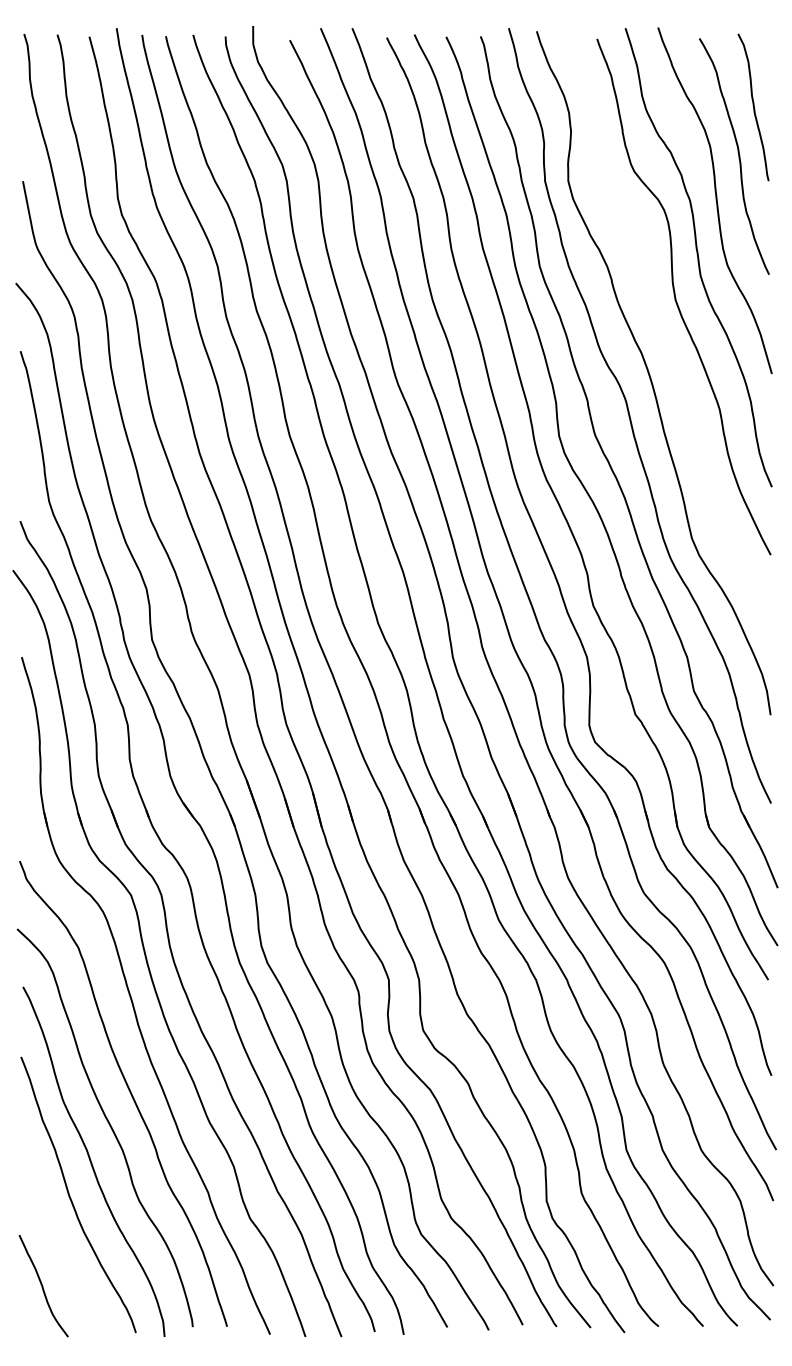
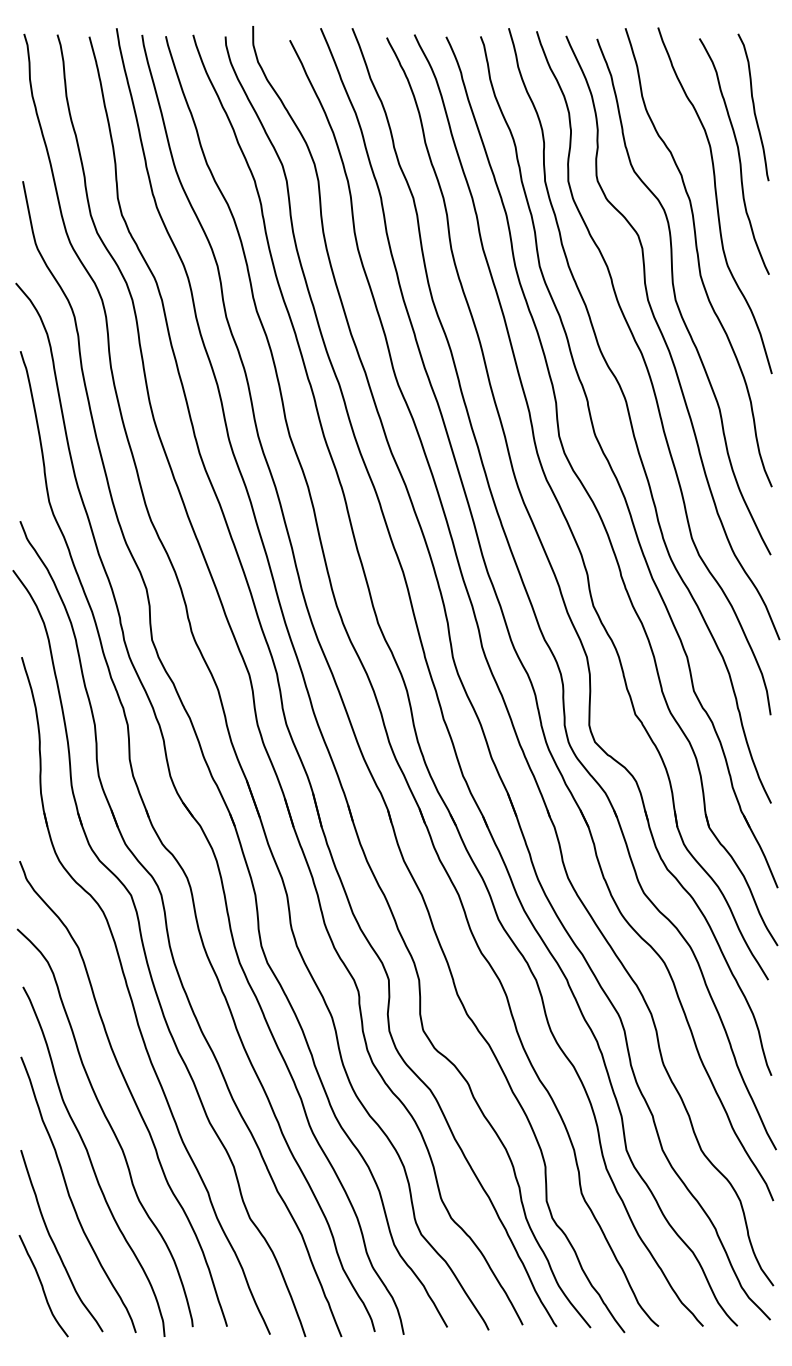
curve: none -> present (666, 341)
curve: none -> present (55, 1244)
